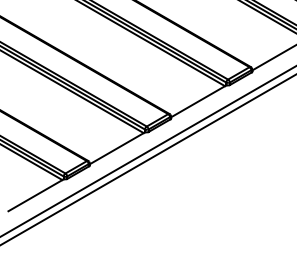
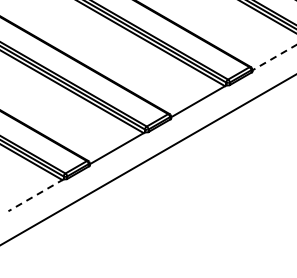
line: solid -> dashed (274, 57)
line: present -> none (147, 151)
line: solid -> dashed (35, 195)
